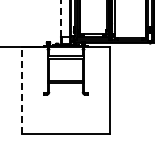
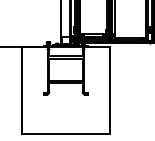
line: dashed -> solid (61, 18)
line: dashed -> solid (22, 90)
